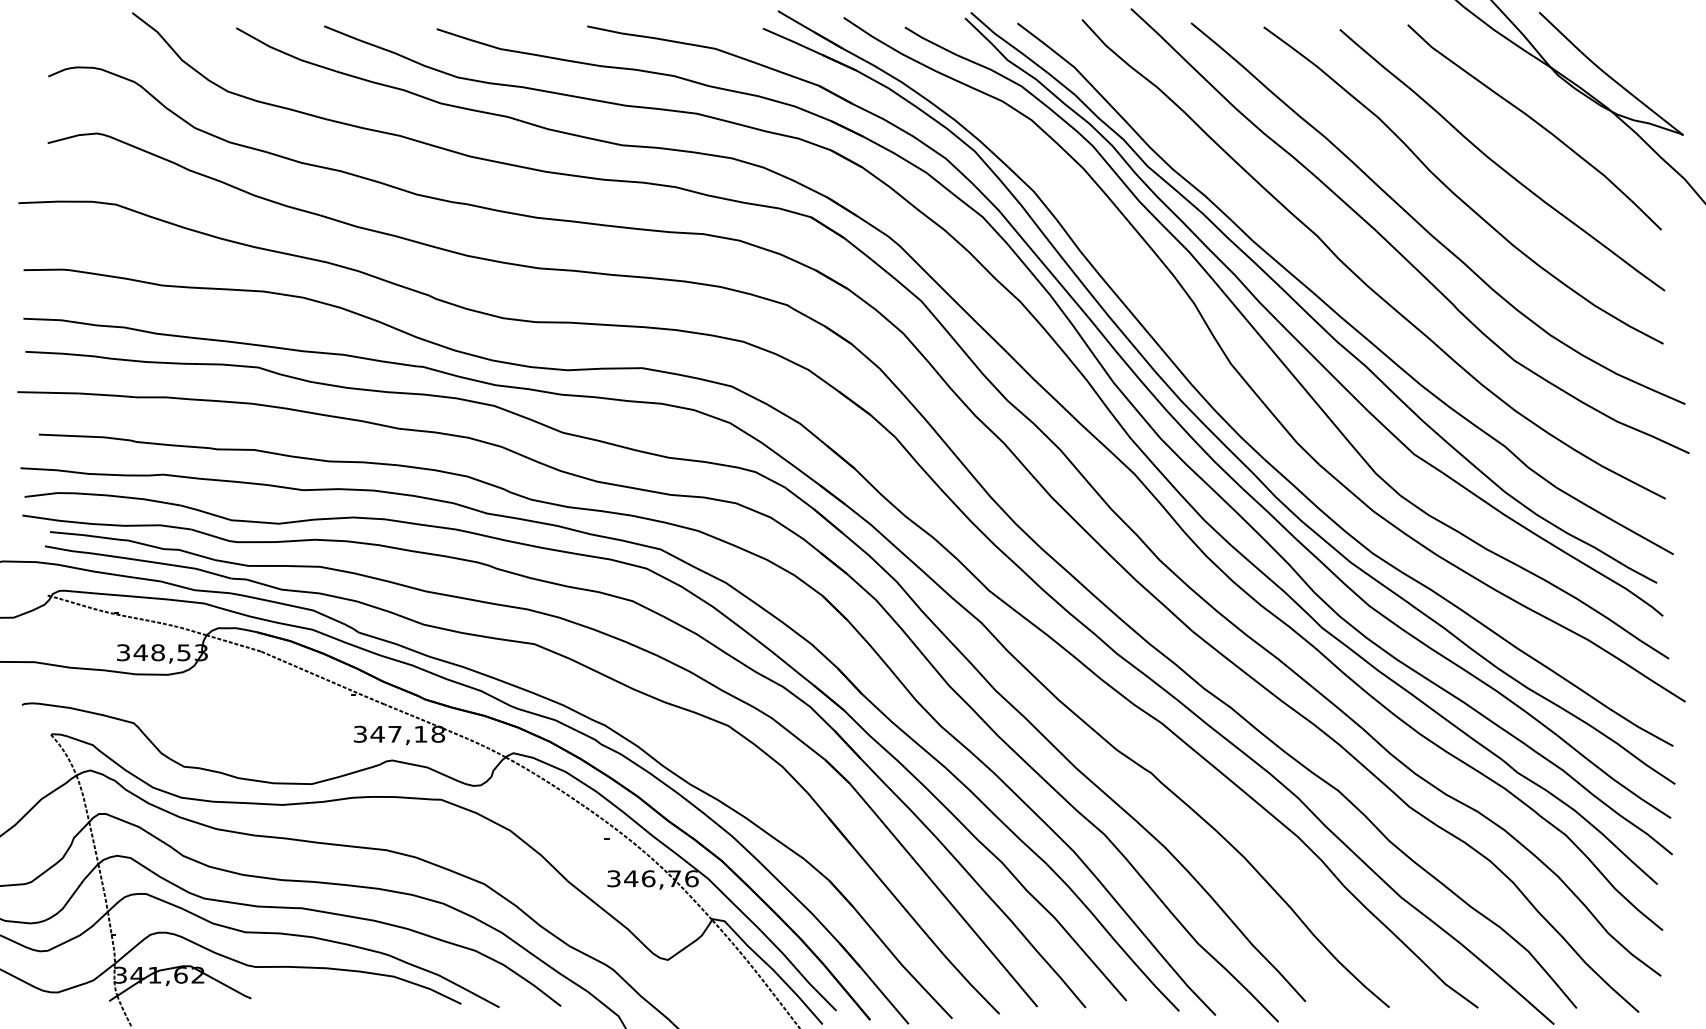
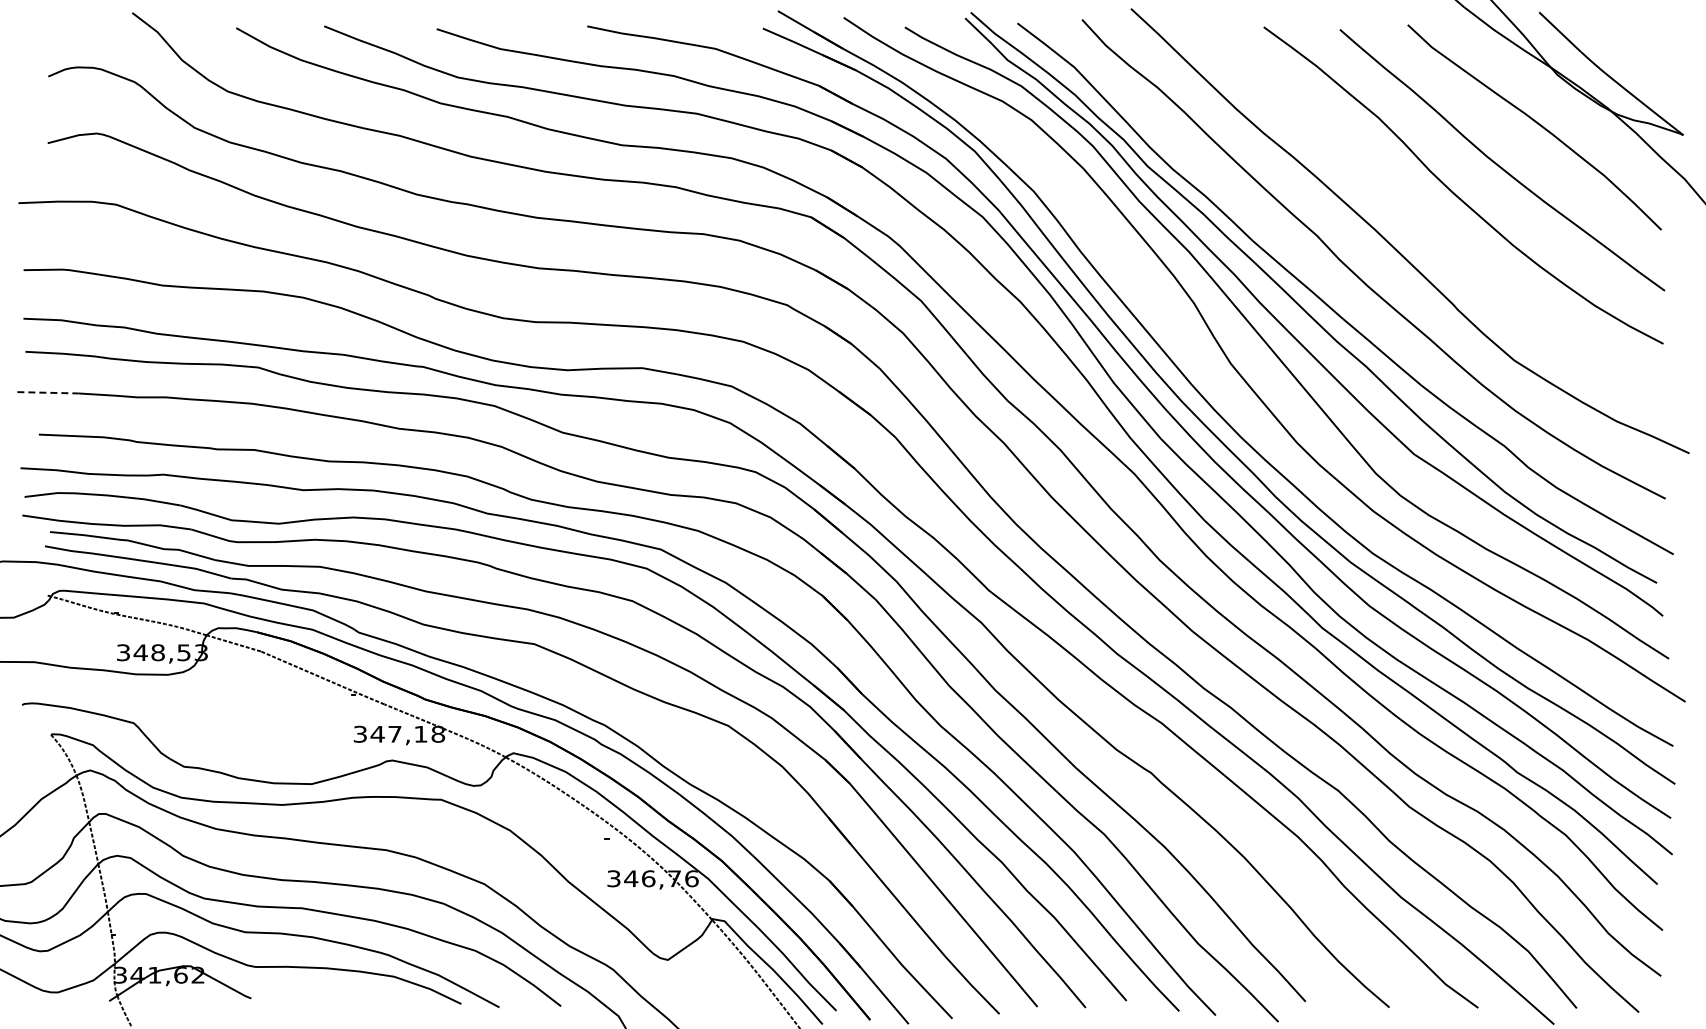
curve: present -> none (1423, 226)
line: solid -> dashed (48, 392)
